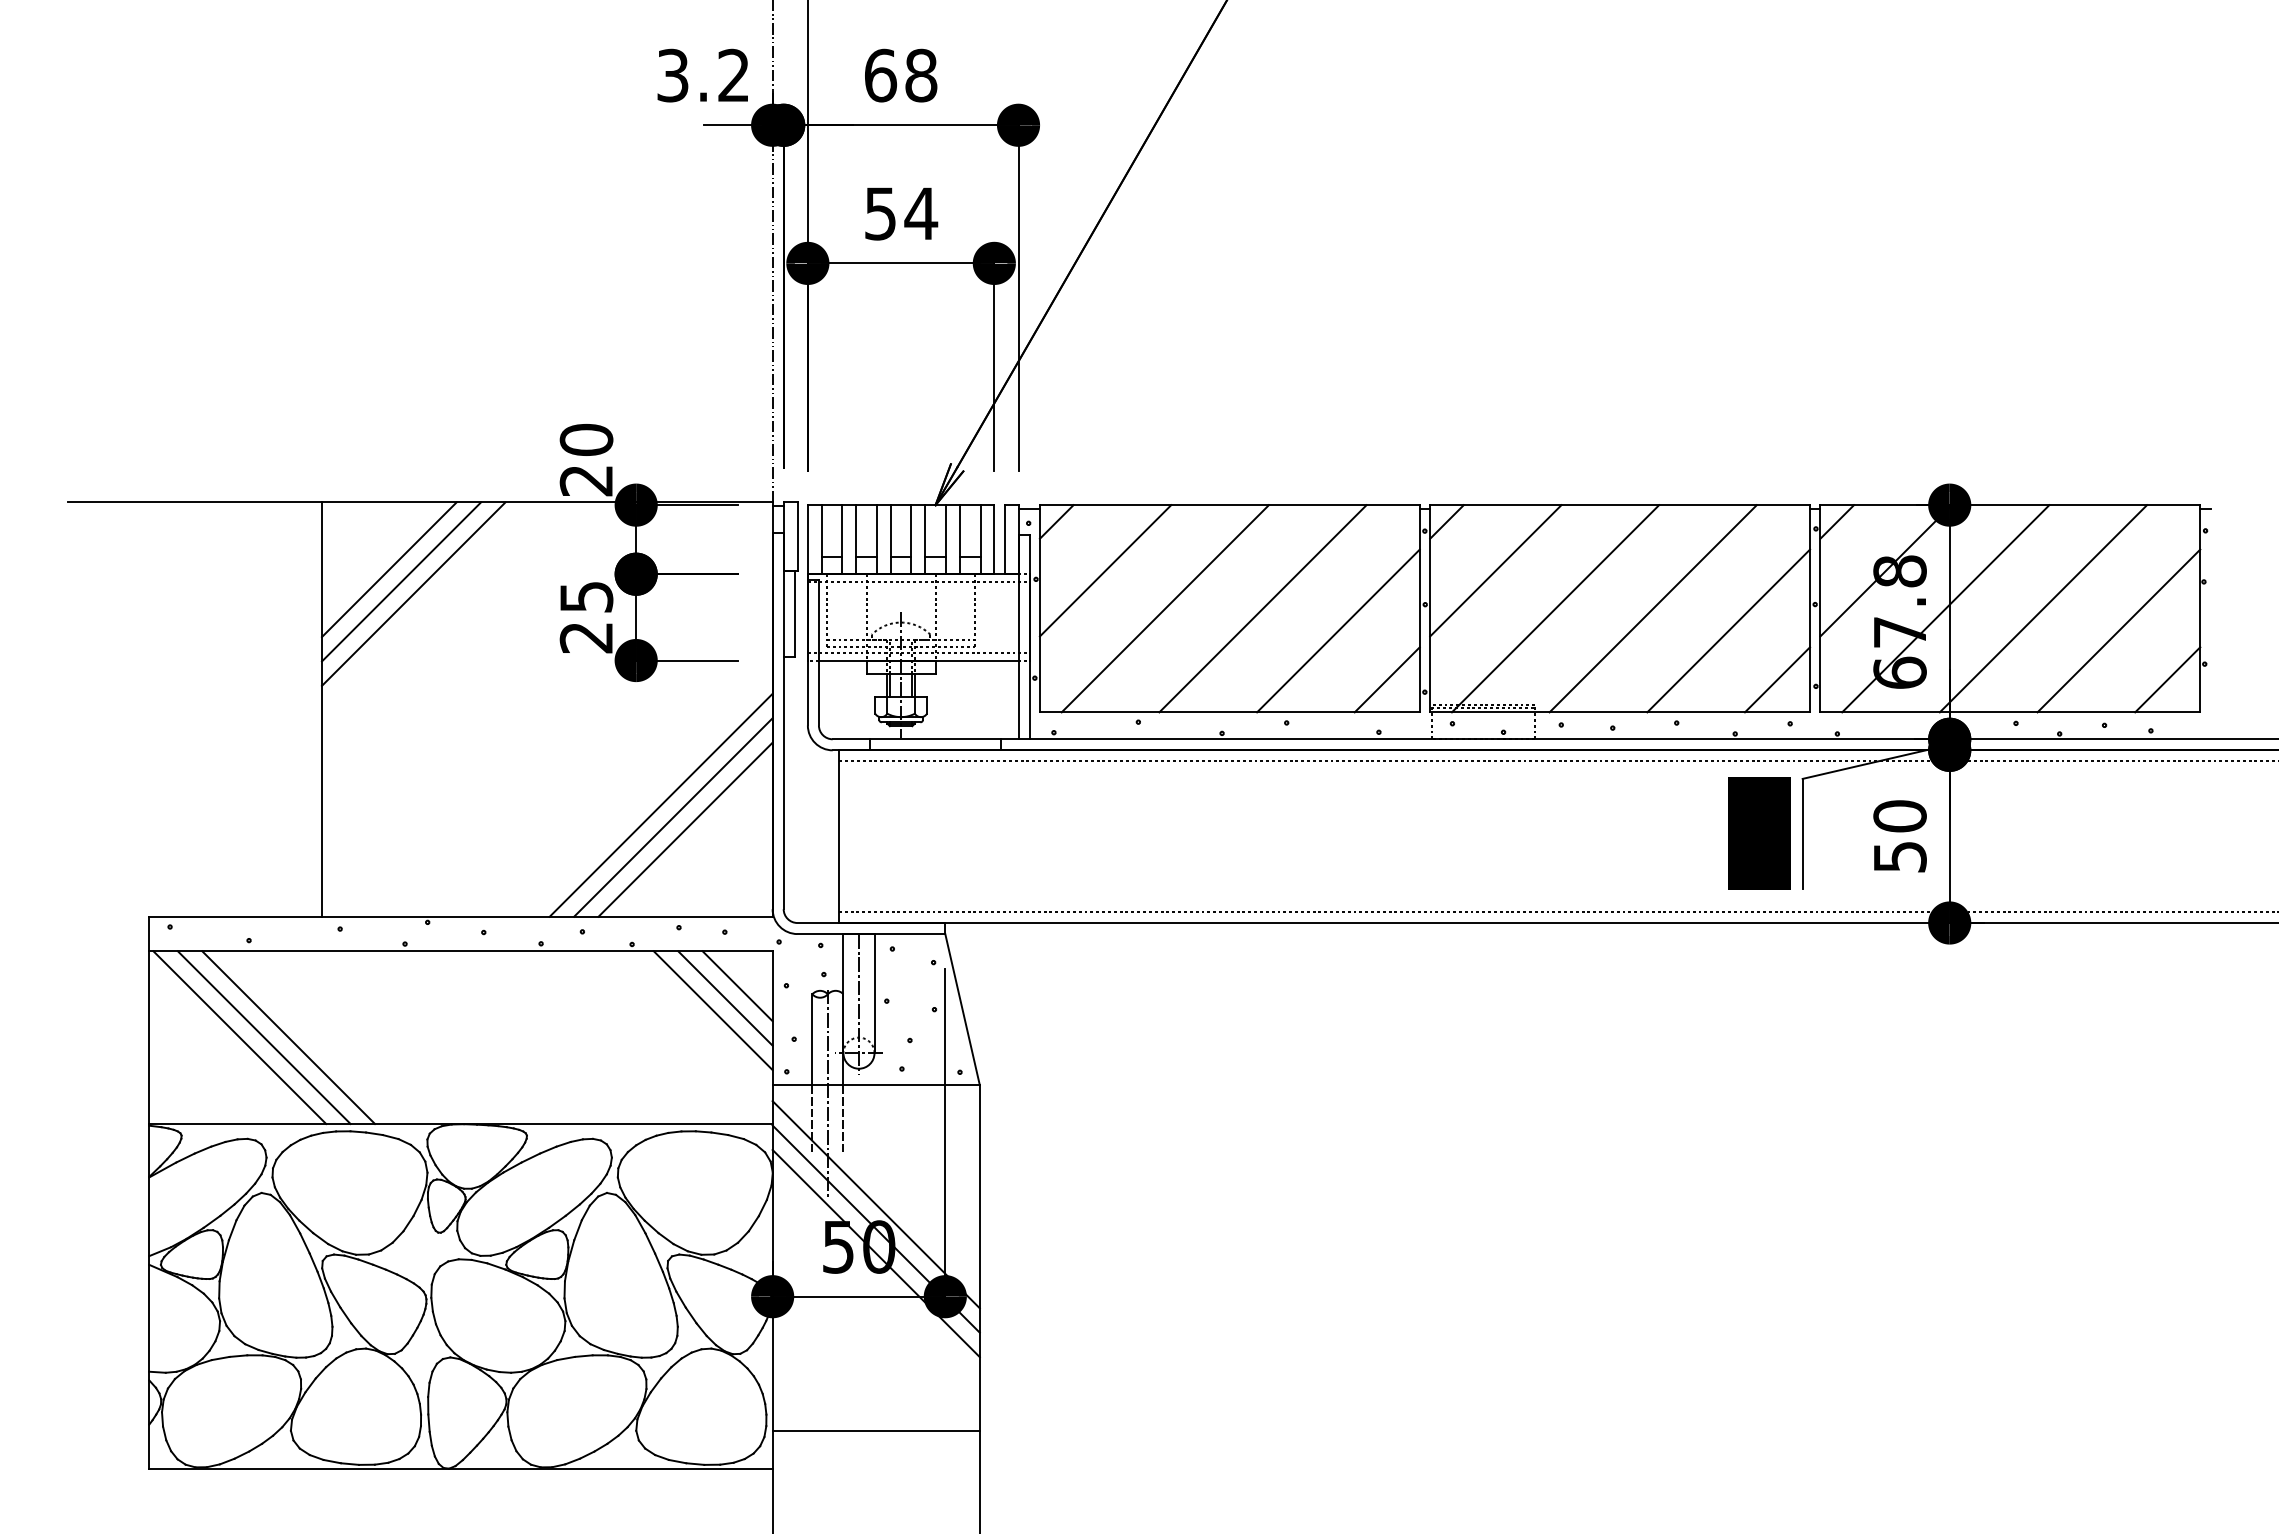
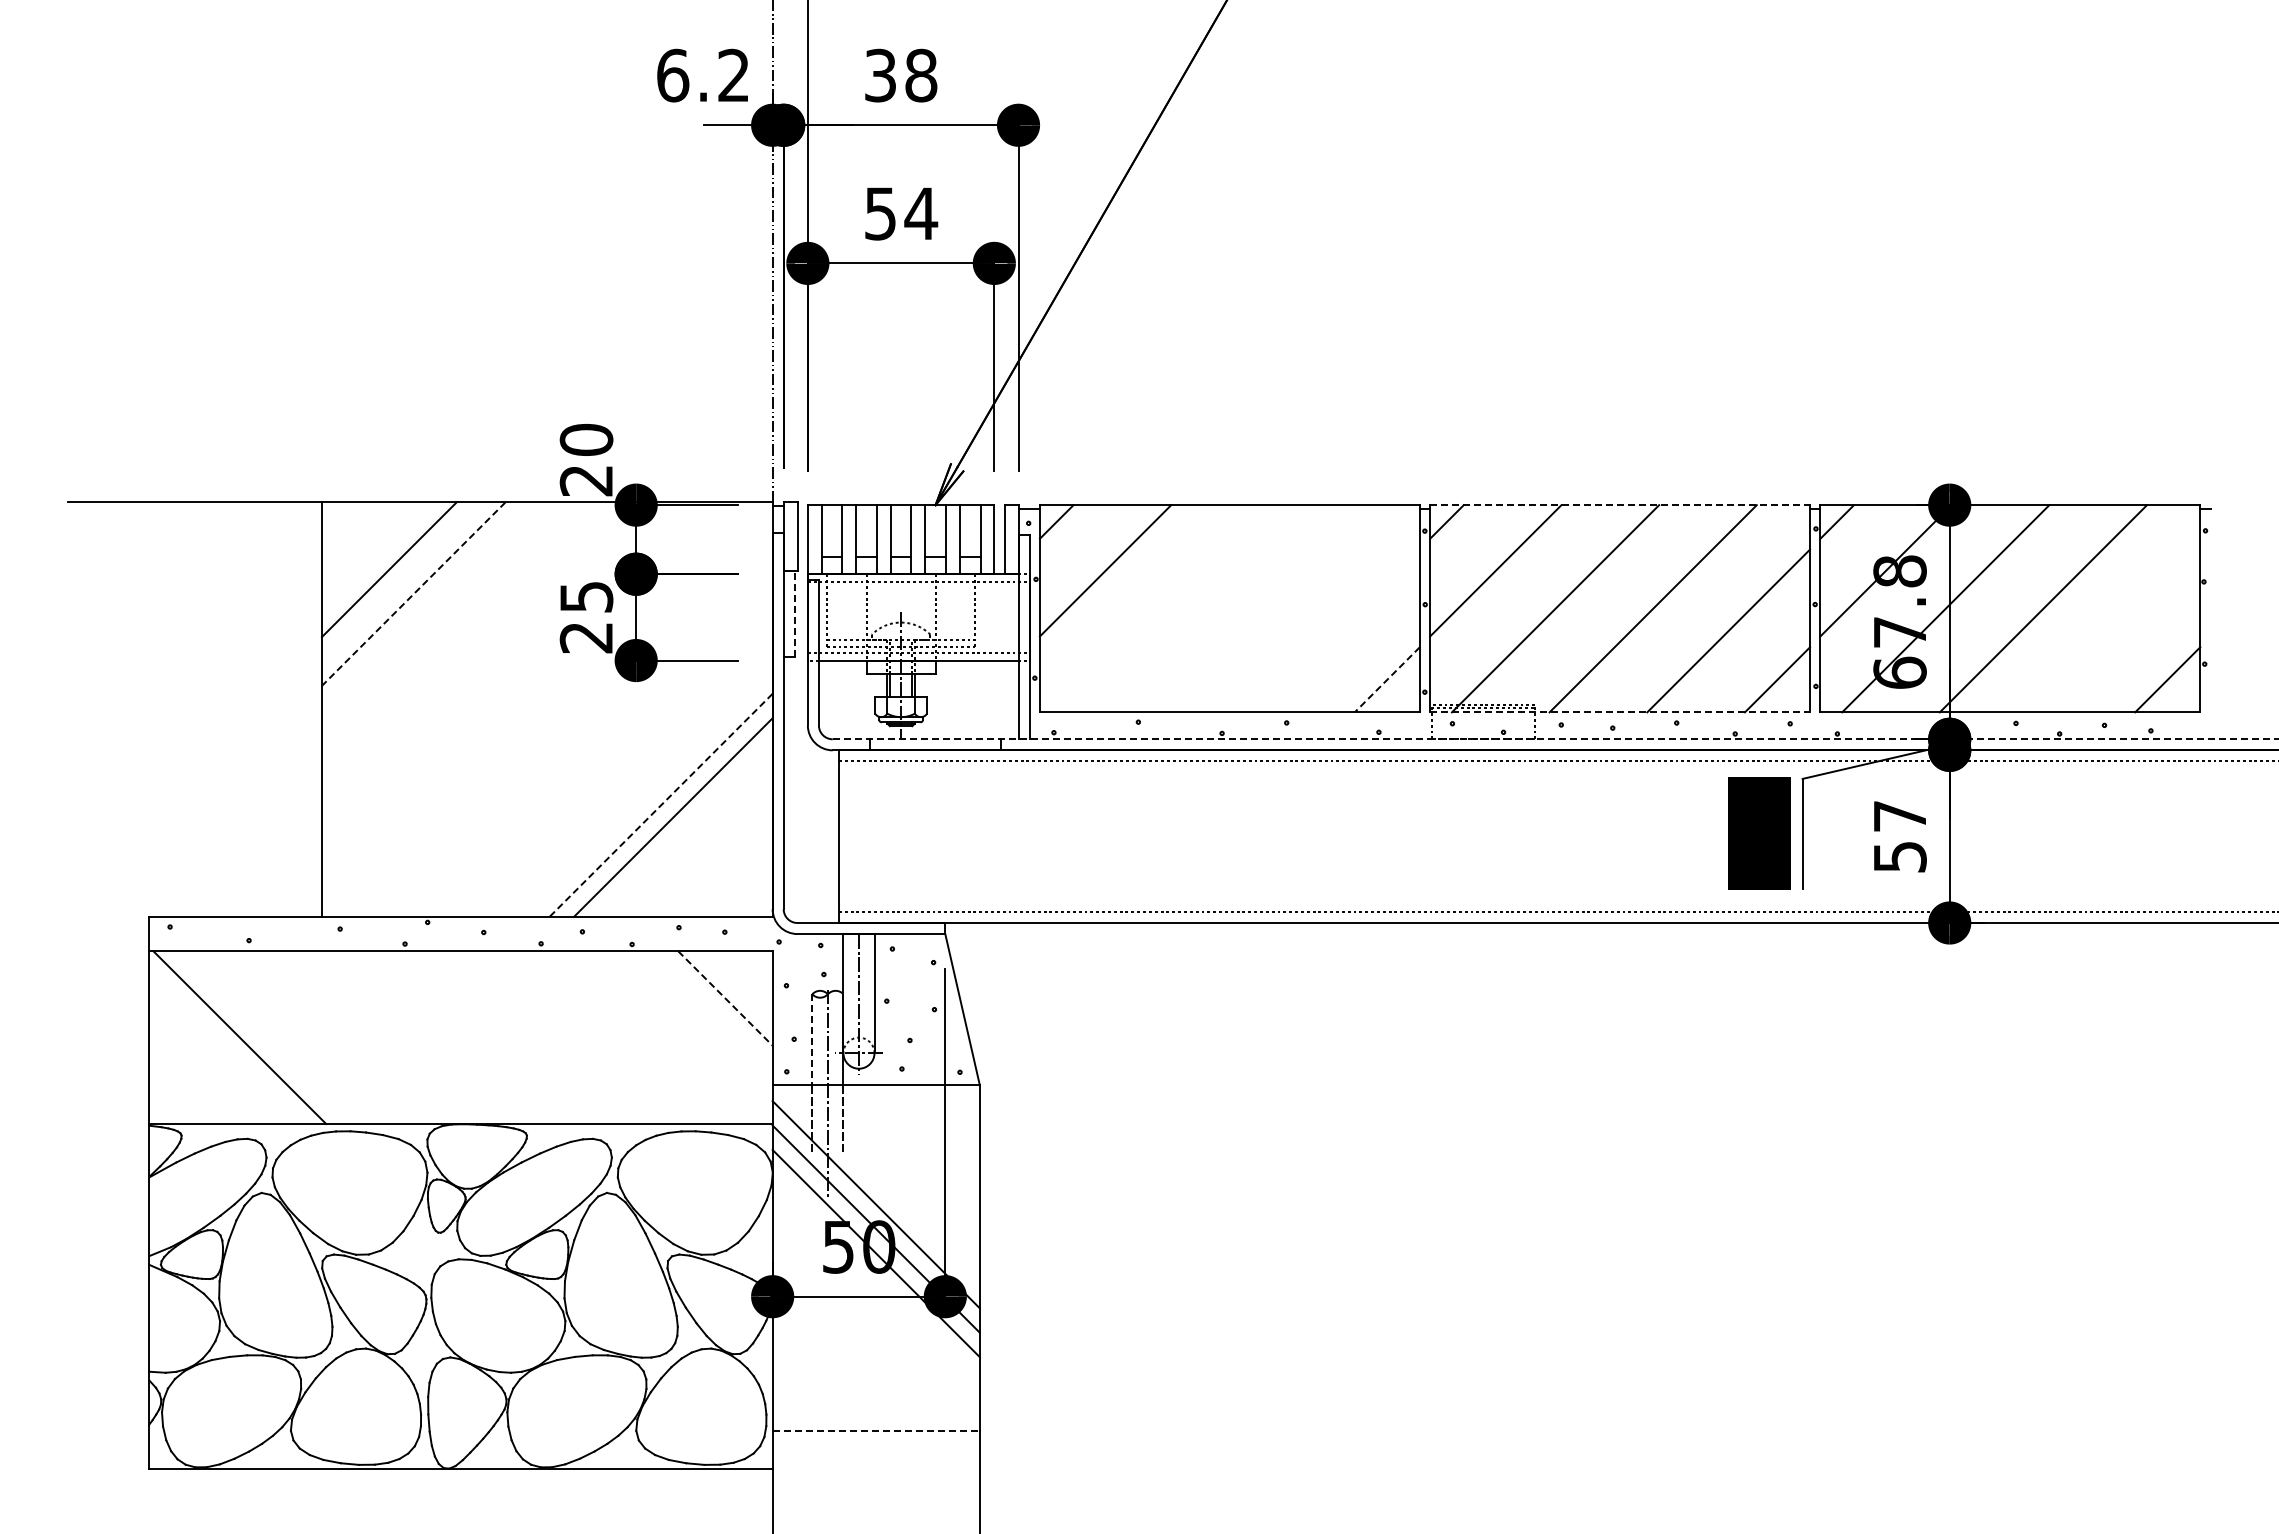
text: 3.2 -> 6.2 (673, 75)
text: 68 -> 38 (881, 75)
line: solid -> dashed (1620, 505)
line: present -> none (401, 581)
line: solid -> dashed (413, 594)
line: present -> none (1164, 608)
line: present -> none (1262, 608)
line: solid -> dashed (794, 614)
line: present -> none (1338, 630)
line: present -> none (2118, 630)
line: solid -> dashed (1386, 680)
line: solid -> dashed (1620, 712)
line: solid -> dashed (1555, 739)
line: solid -> dashed (661, 805)
text: 50 -> 57 (1899, 816)
line: present -> none (685, 829)
line: present -> none (737, 986)
line: solid -> dashed (725, 998)
line: present -> none (712, 1010)
line: present -> none (263, 1037)
line: present -> none (288, 1037)
line: solid -> dashed (812, 1040)
line: solid -> dashed (876, 1430)
